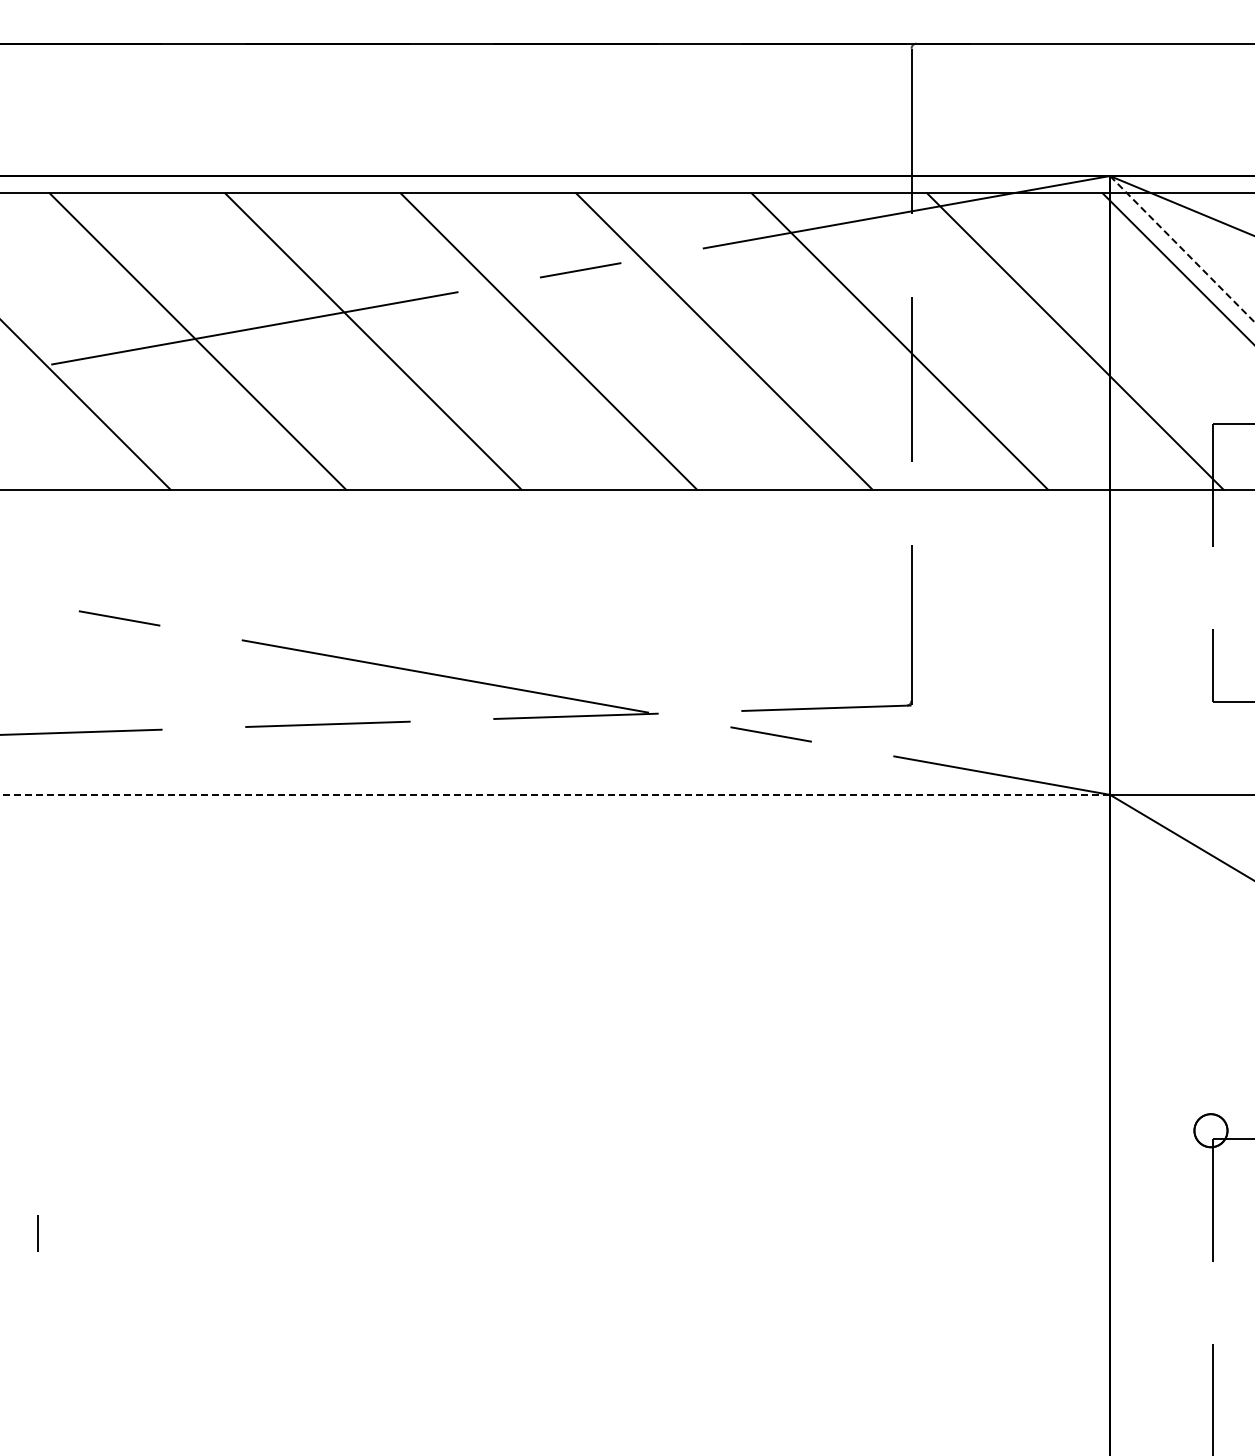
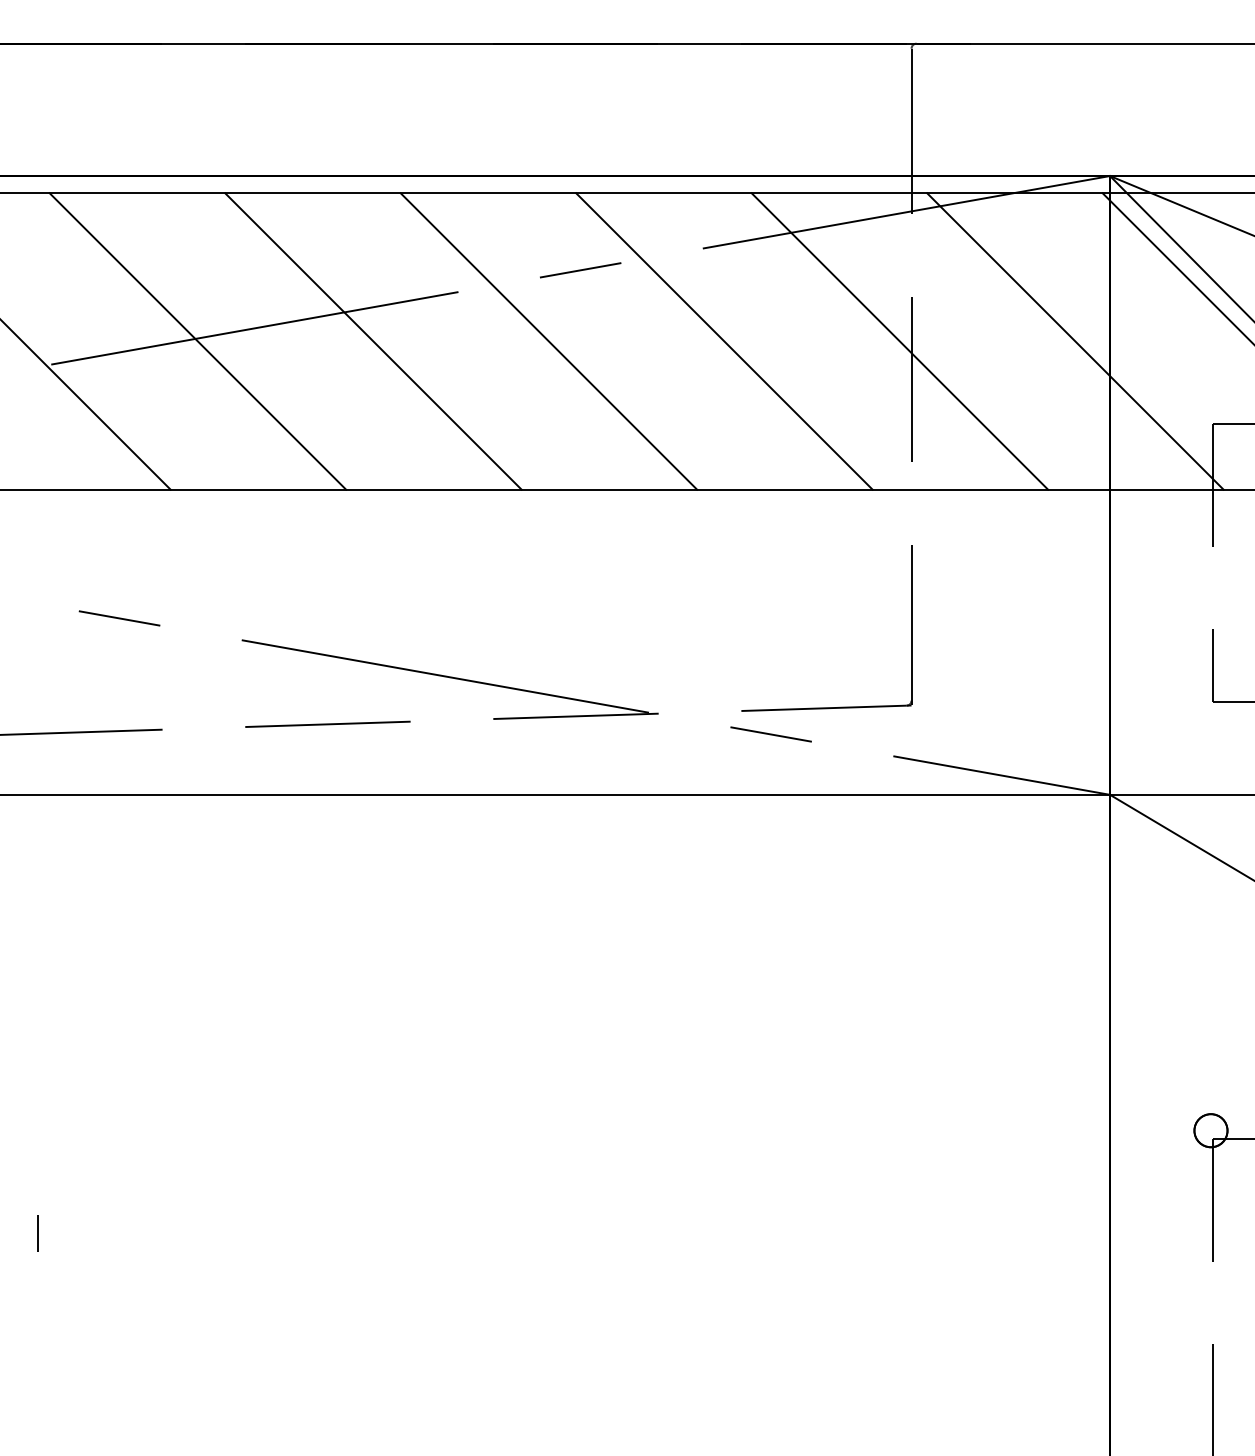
line: dashed -> solid (1182, 249)
line: dashed -> solid (555, 794)
